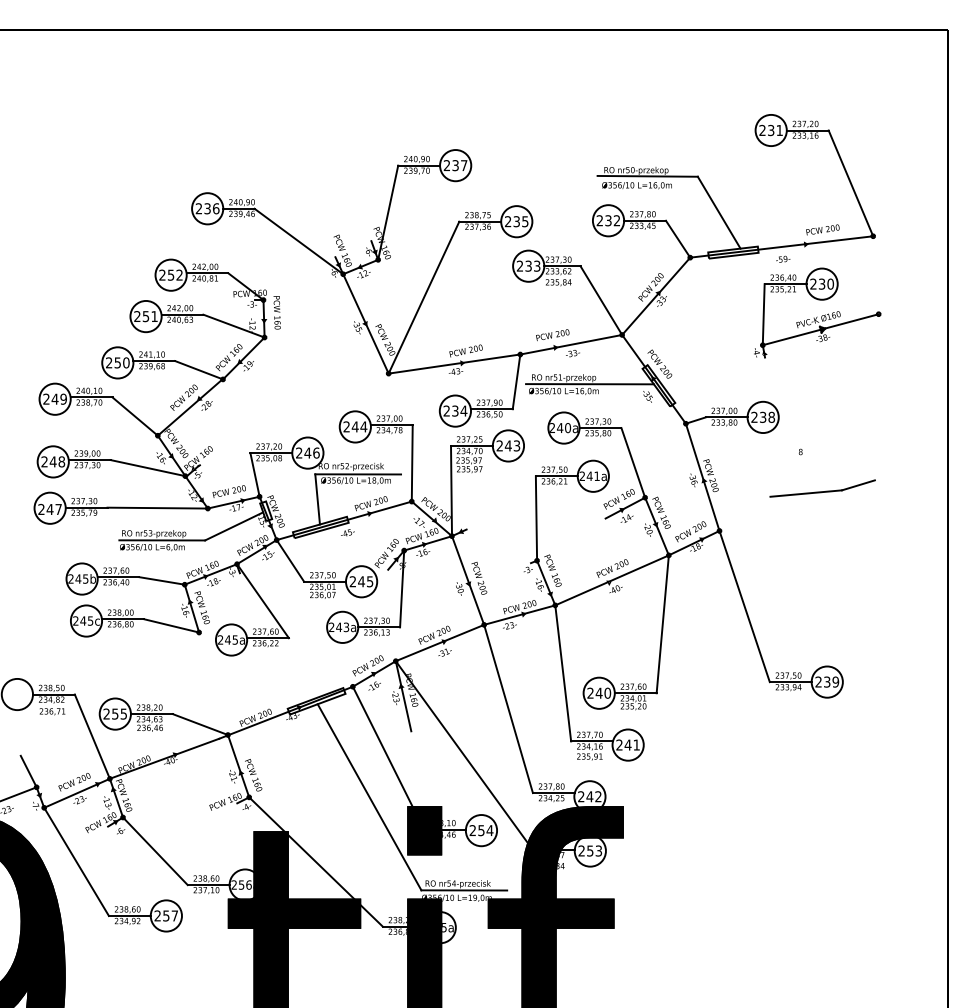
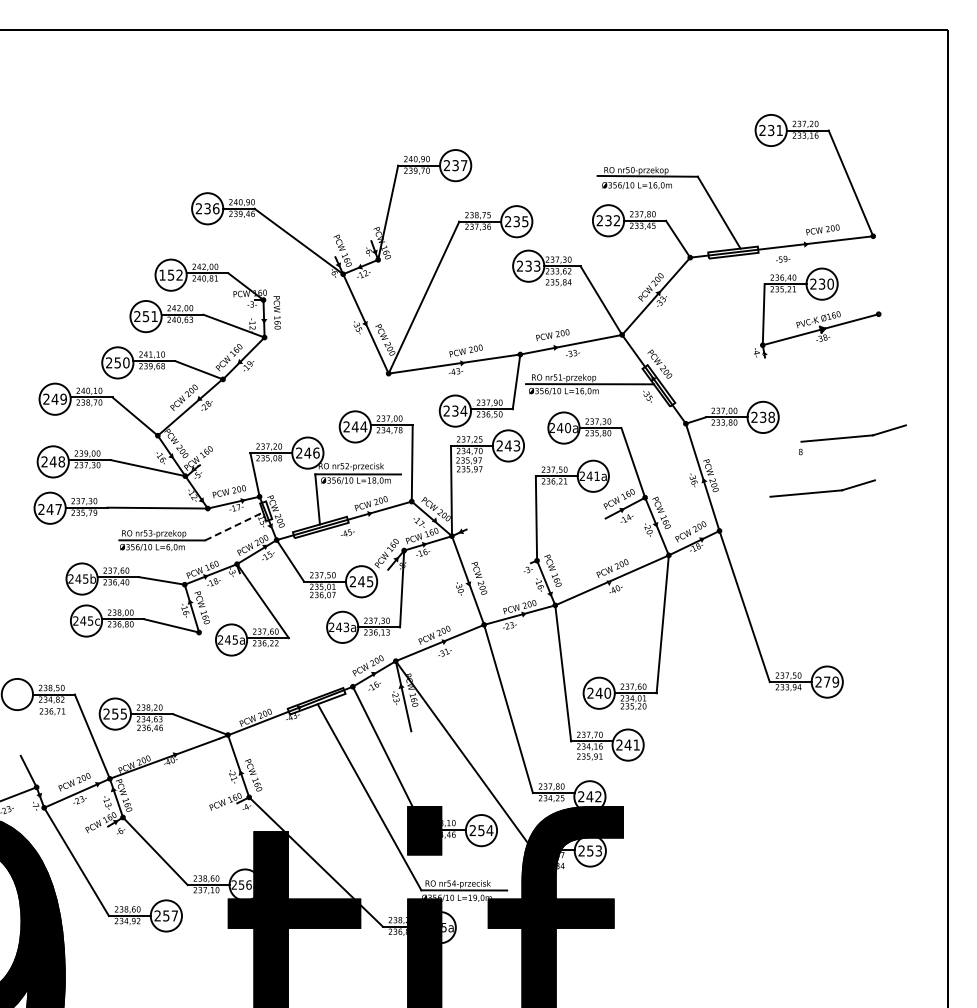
text: 252 -> 152 (162, 274)
part: none -> present (853, 433)
line: solid -> dashed (234, 526)
text: 239 -> 279 (827, 681)
